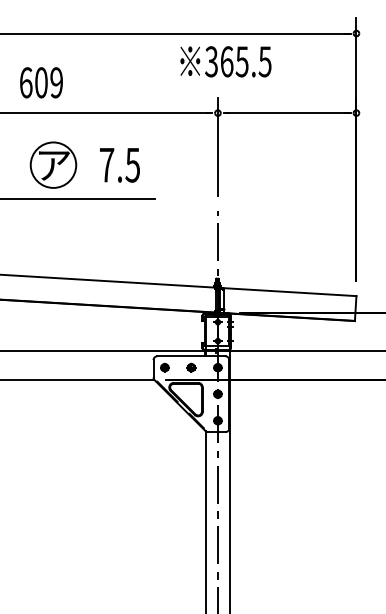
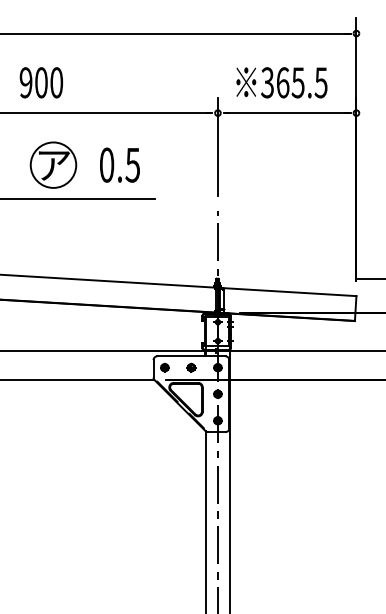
text position: (225, 61) -> (281, 82) (281, 82)
text: 609 -> 900 (41, 82)
text: 7.5 -> 0.5 (107, 164)
line: none -> present (370, 279)
